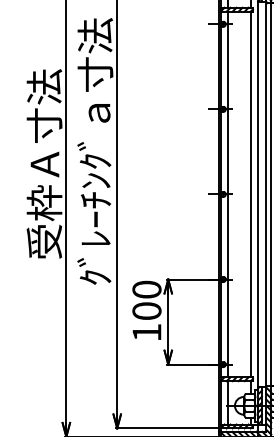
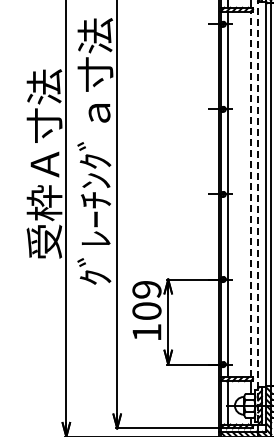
line: solid -> dashed (251, 194)
line: solid -> dashed (258, 212)
text: 100 -> 109 (146, 289)
